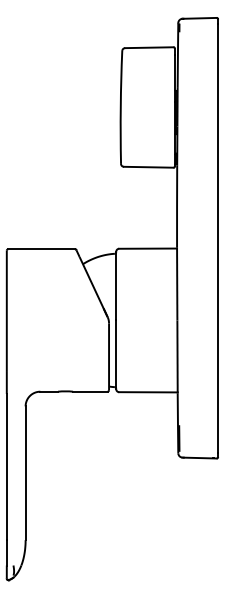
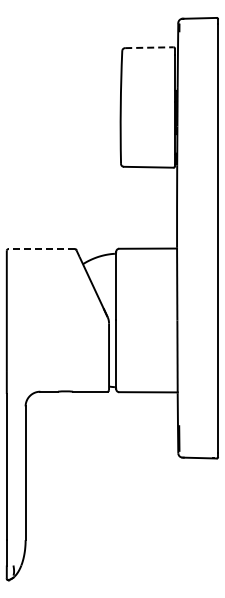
line: solid -> dashed (149, 47)
line: solid -> dashed (41, 249)
